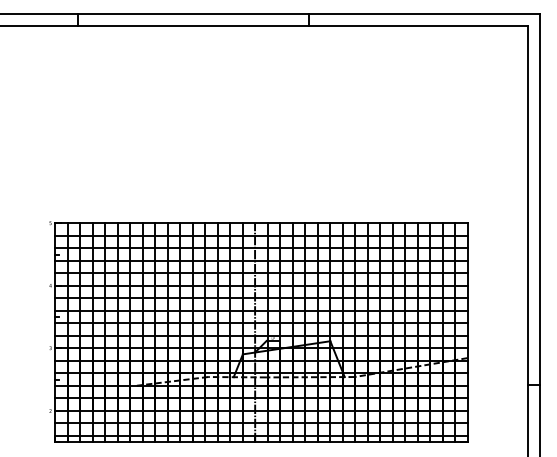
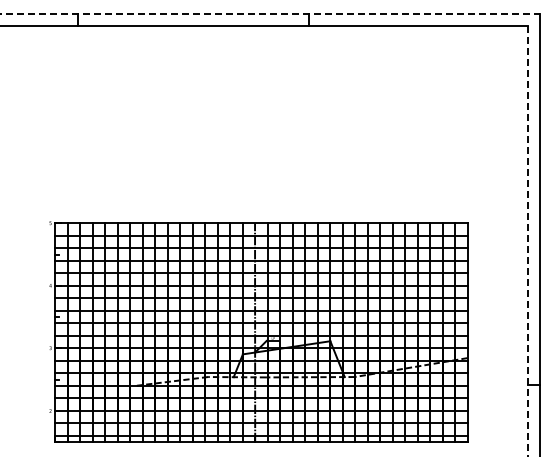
line: solid -> dashed (270, 13)
line: solid -> dashed (527, 241)
